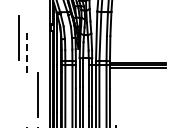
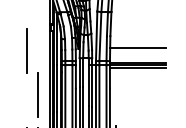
line: present -> none (18, 37)
line: none -> present (137, 48)
line: dashed -> solid (26, 50)
